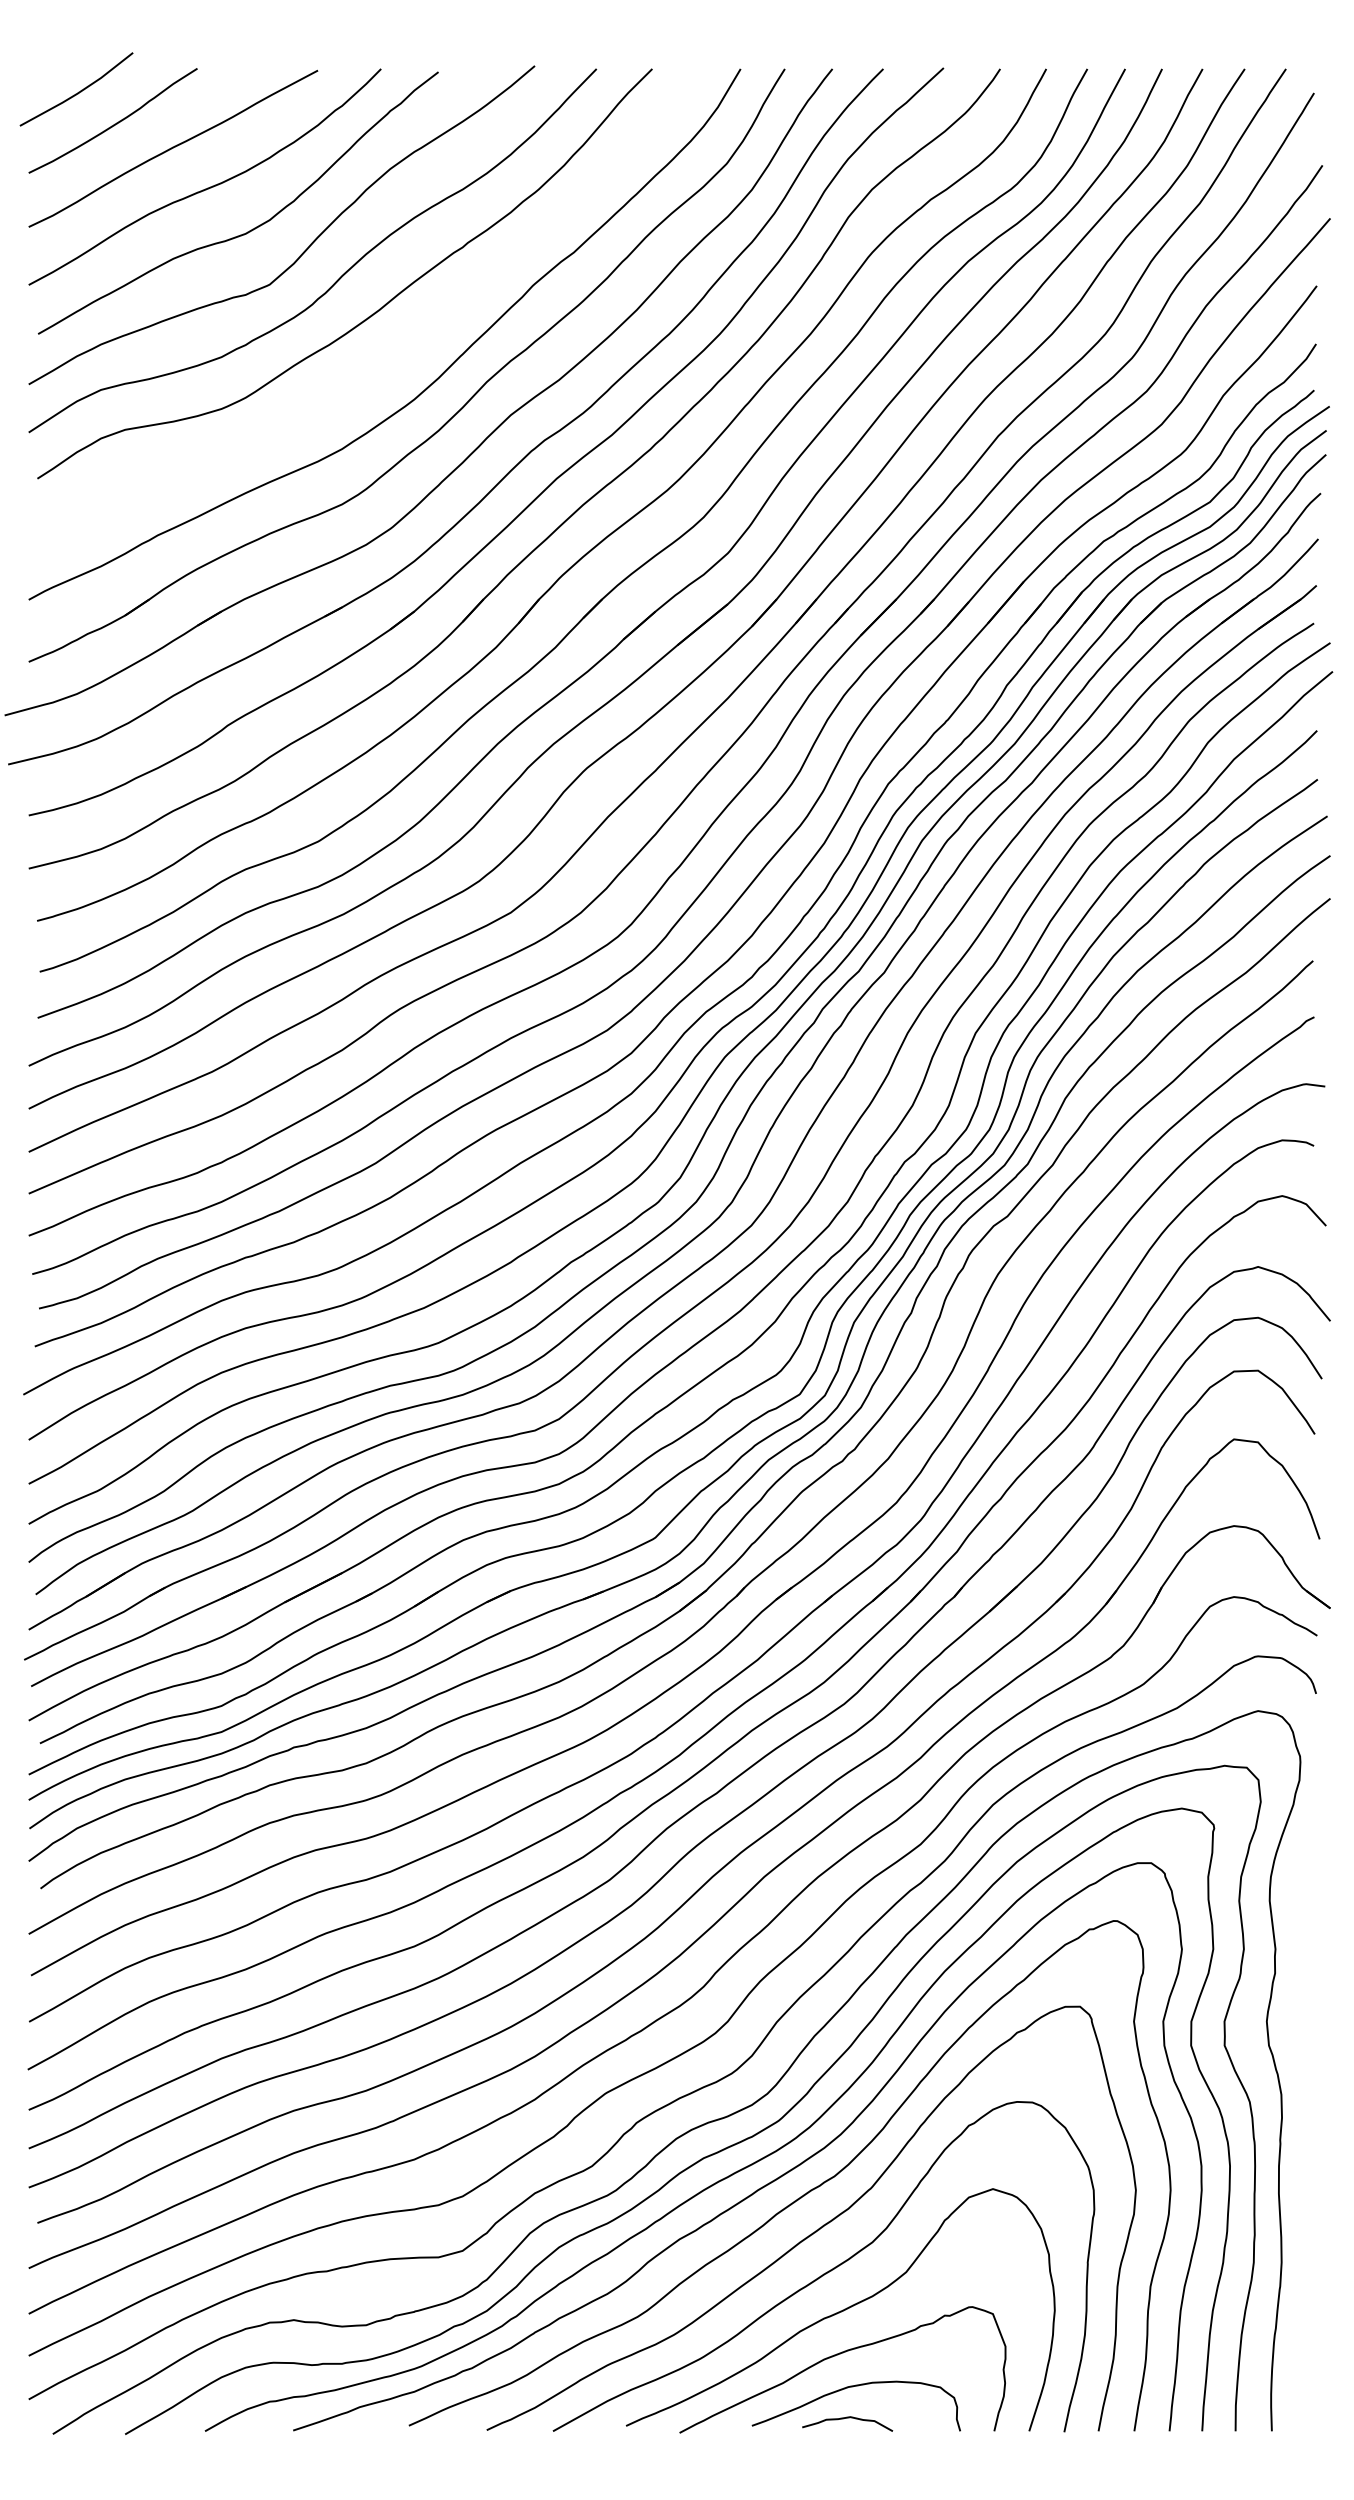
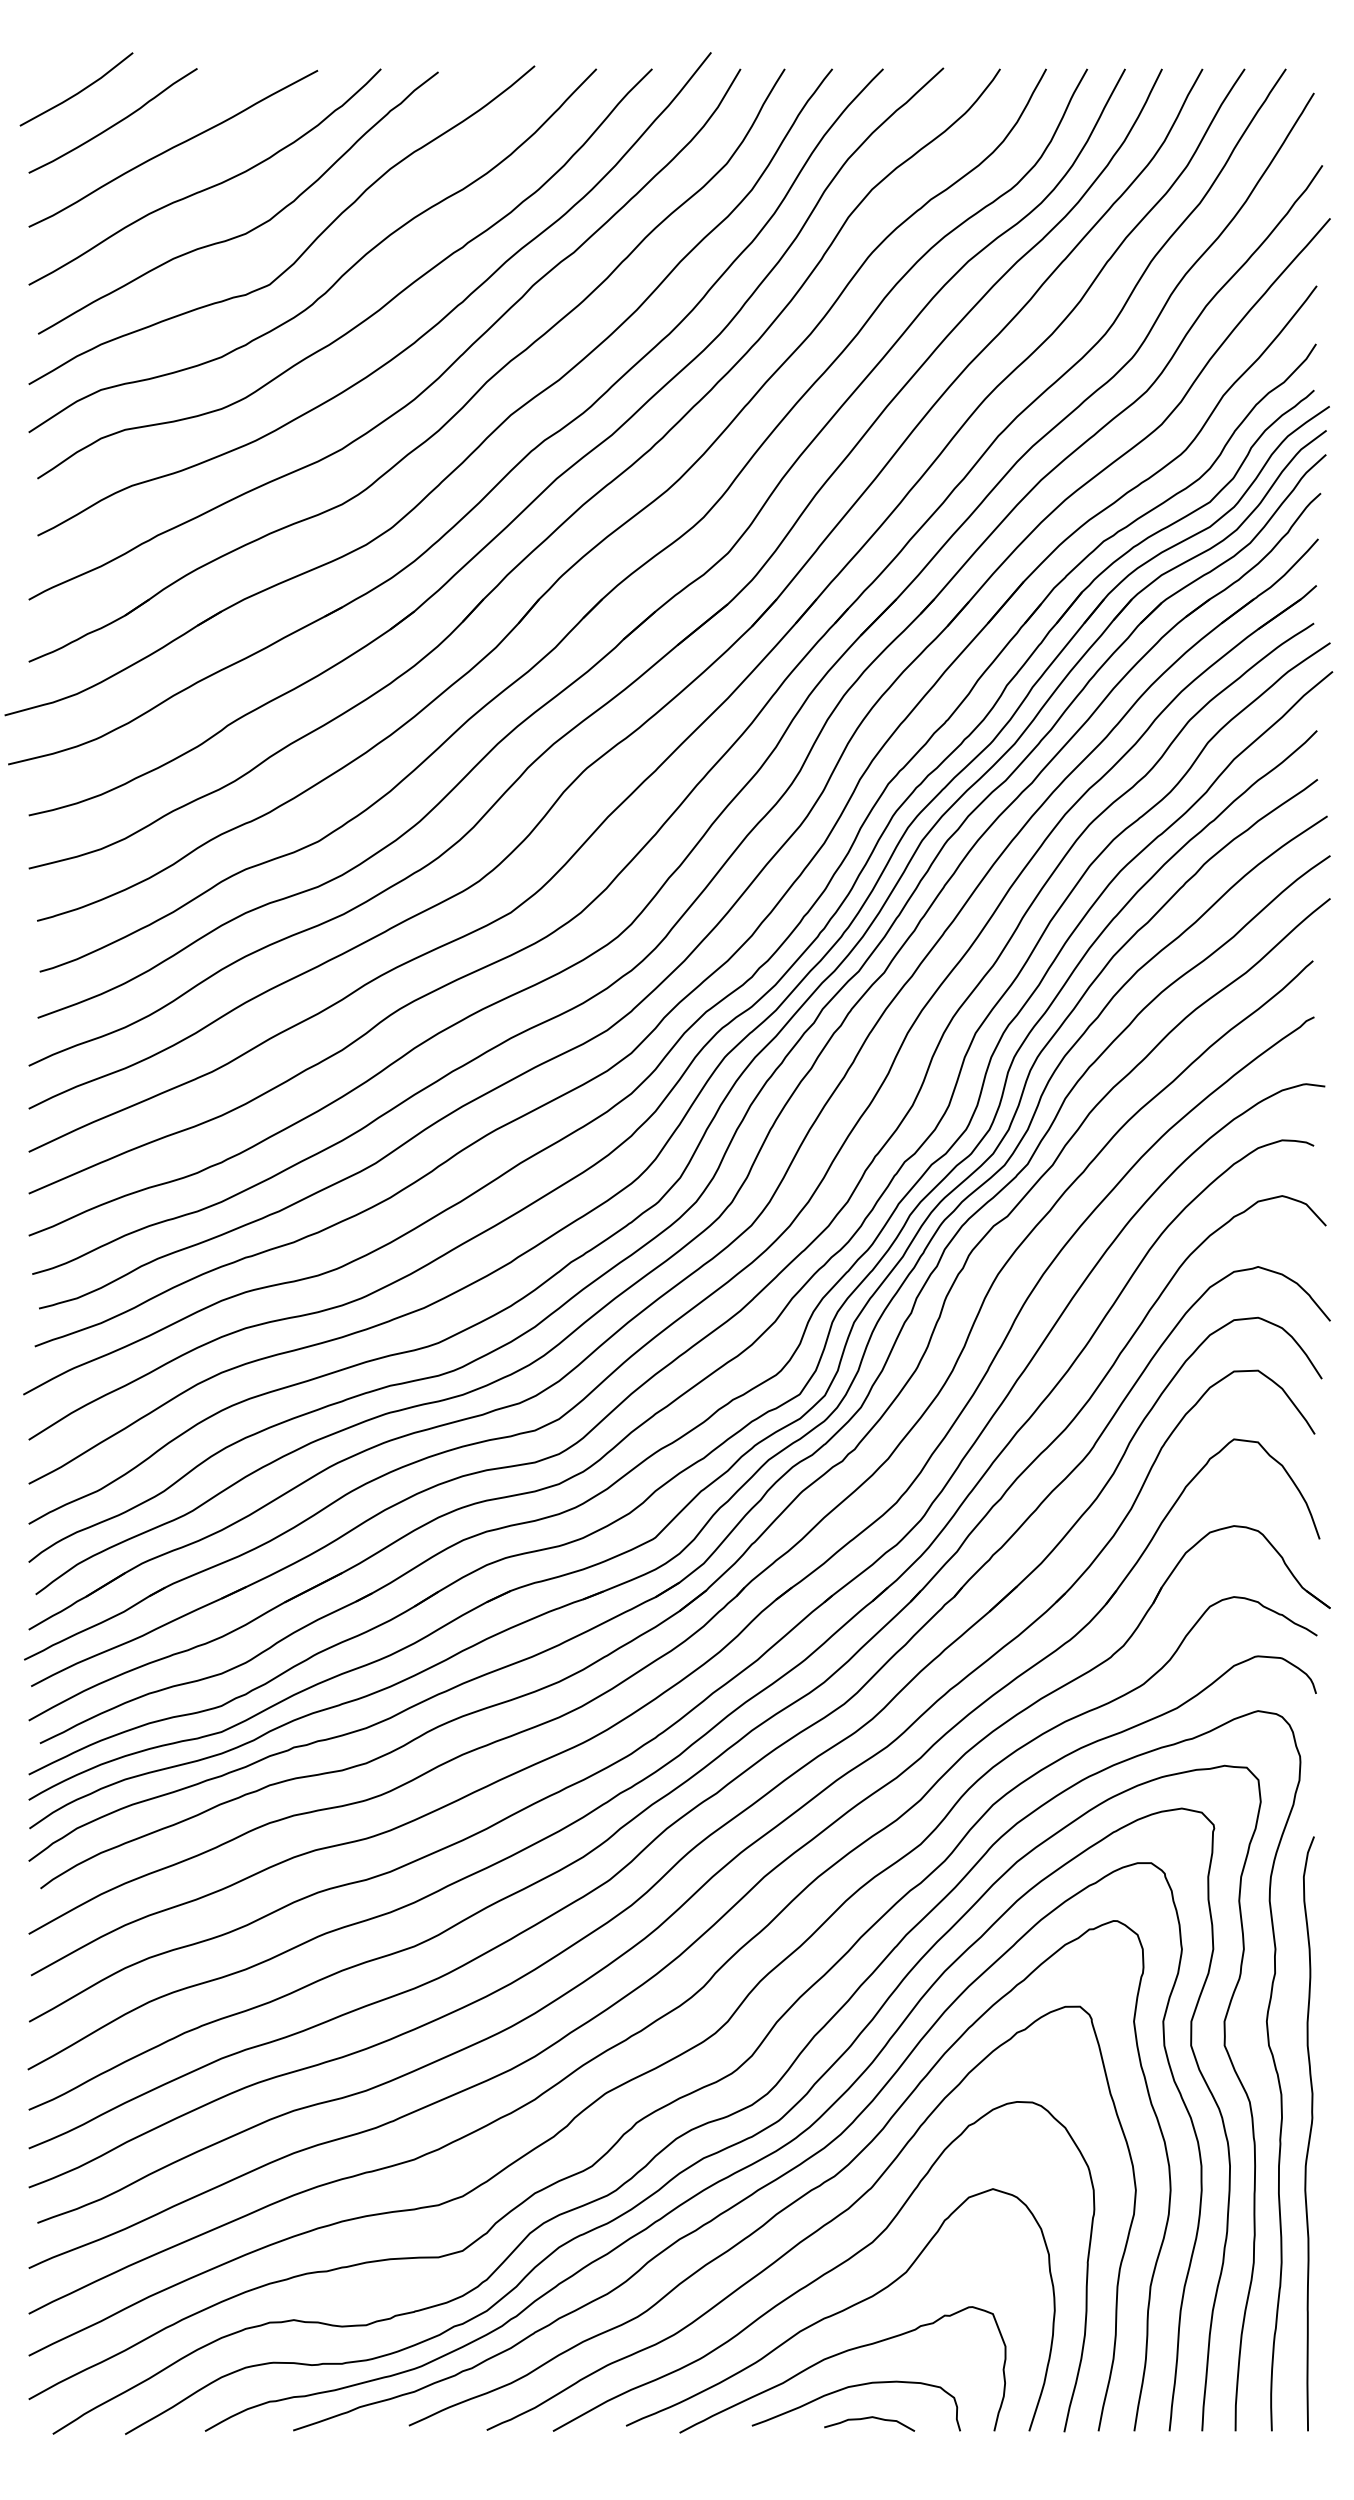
curve: none -> present (411, 343)
curve: none -> present (1309, 2133)
curve position: (847, 2418) -> (869, 2418) (869, 2418)
